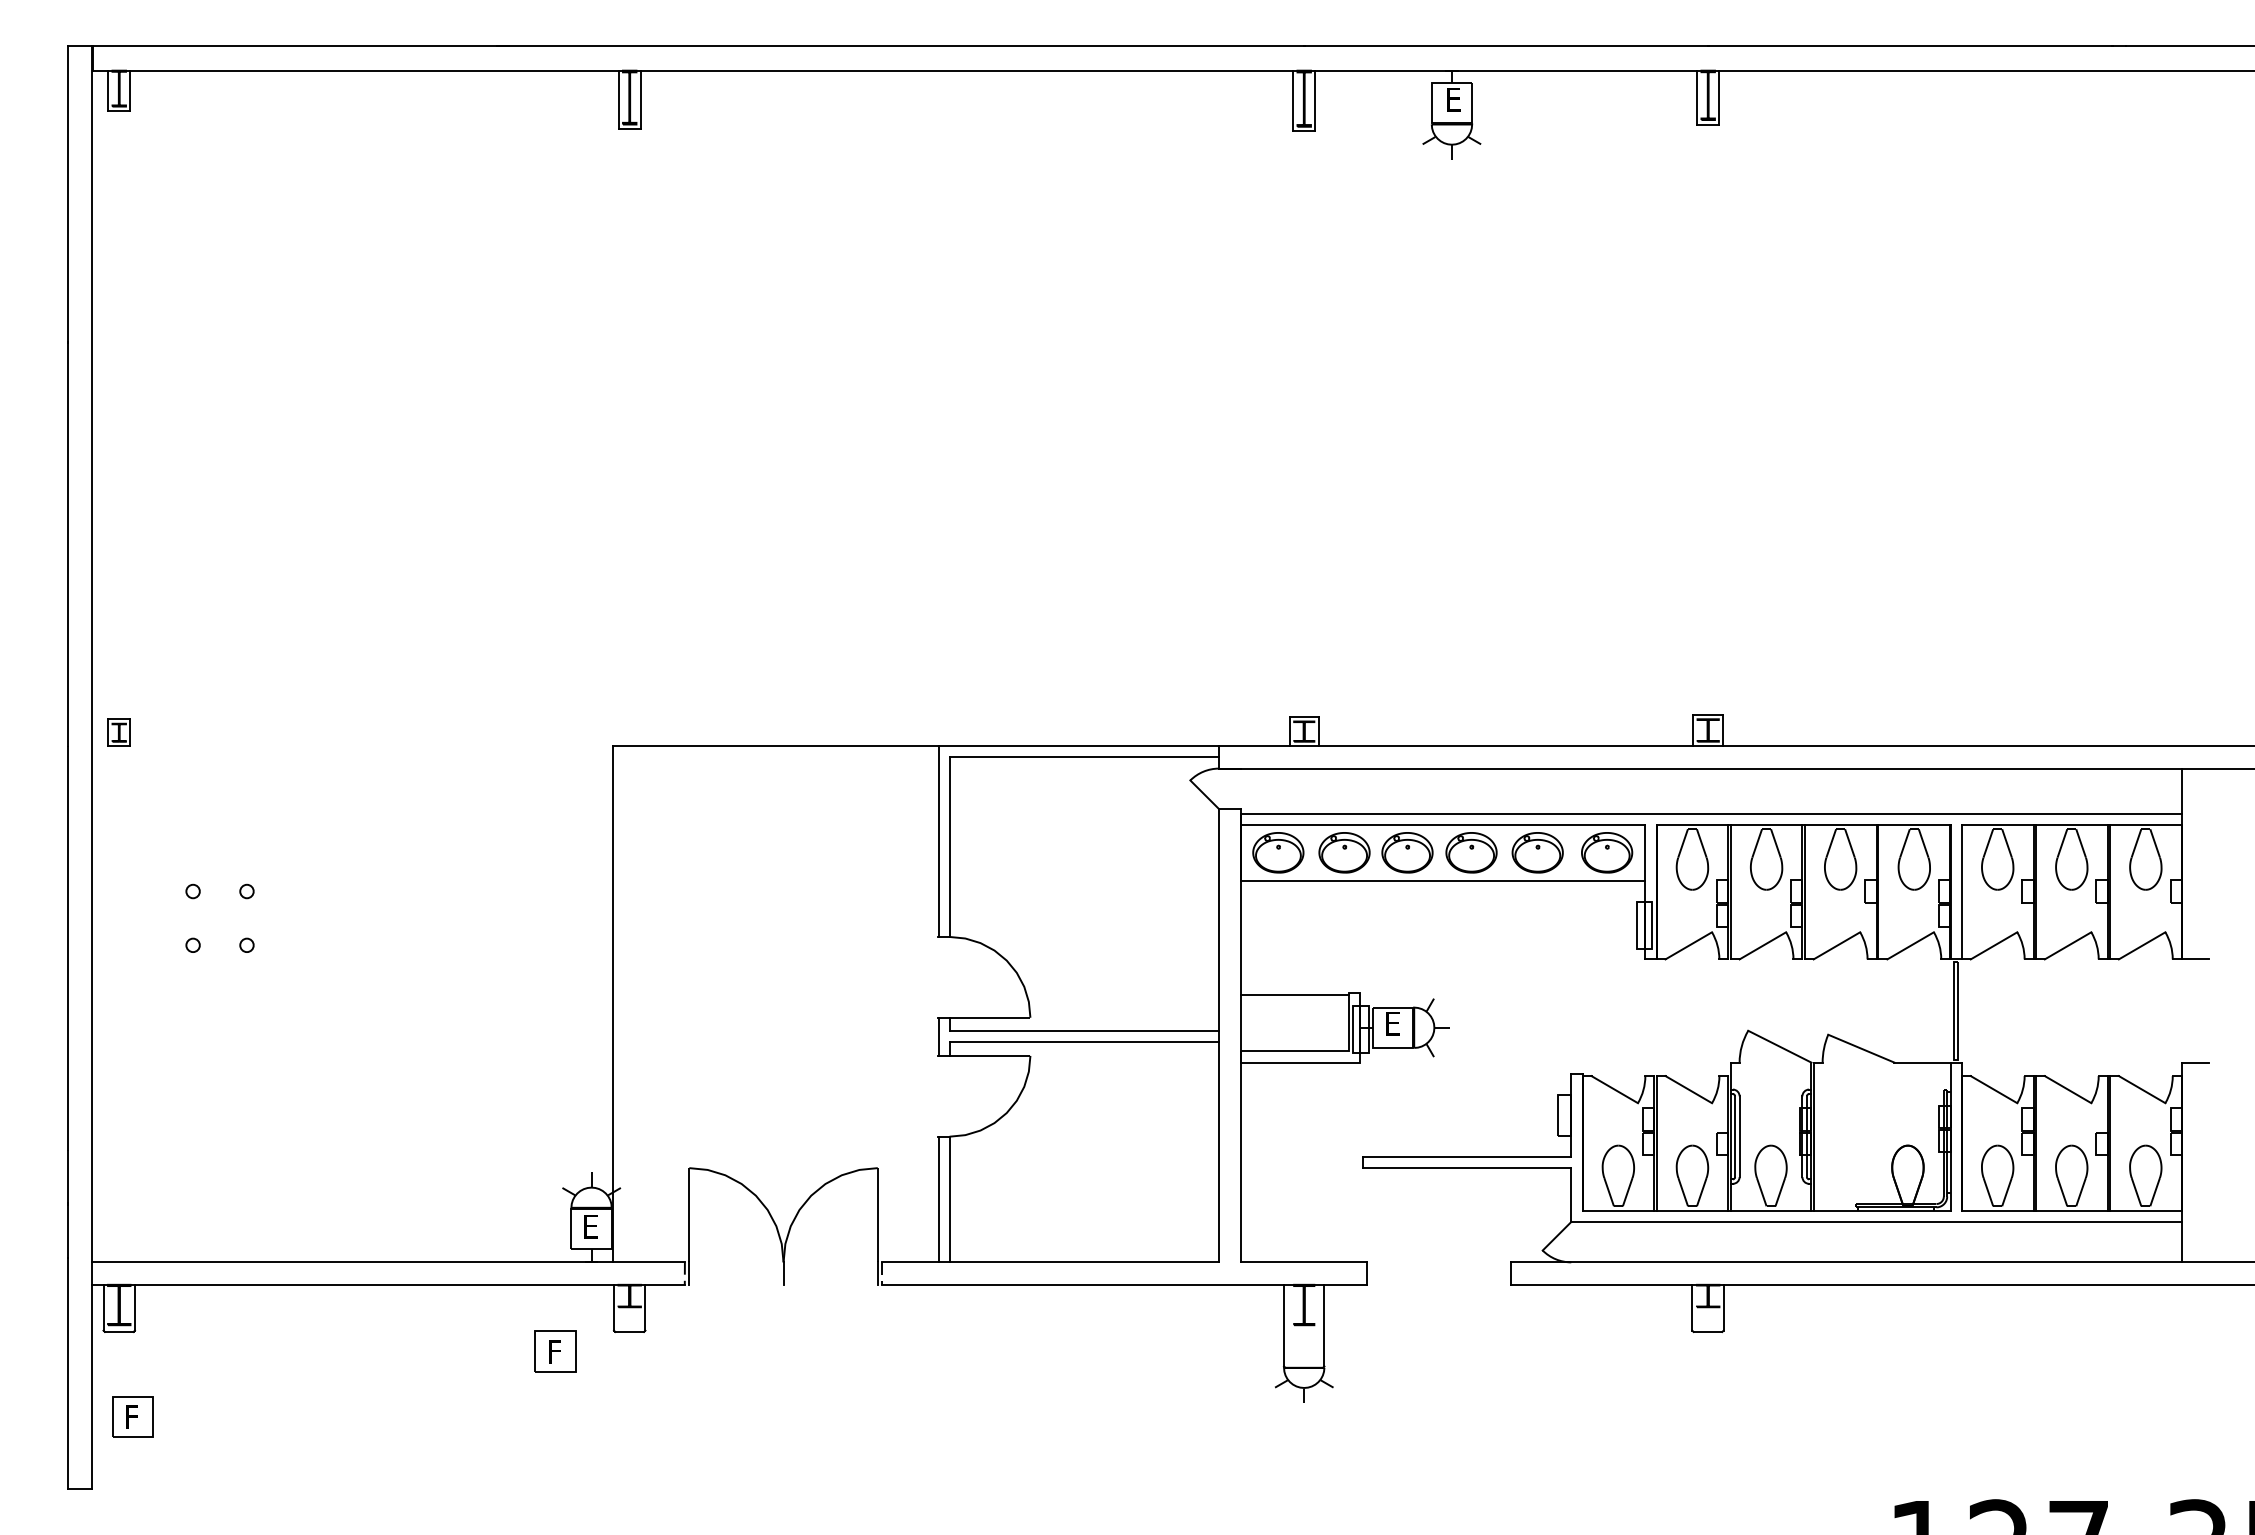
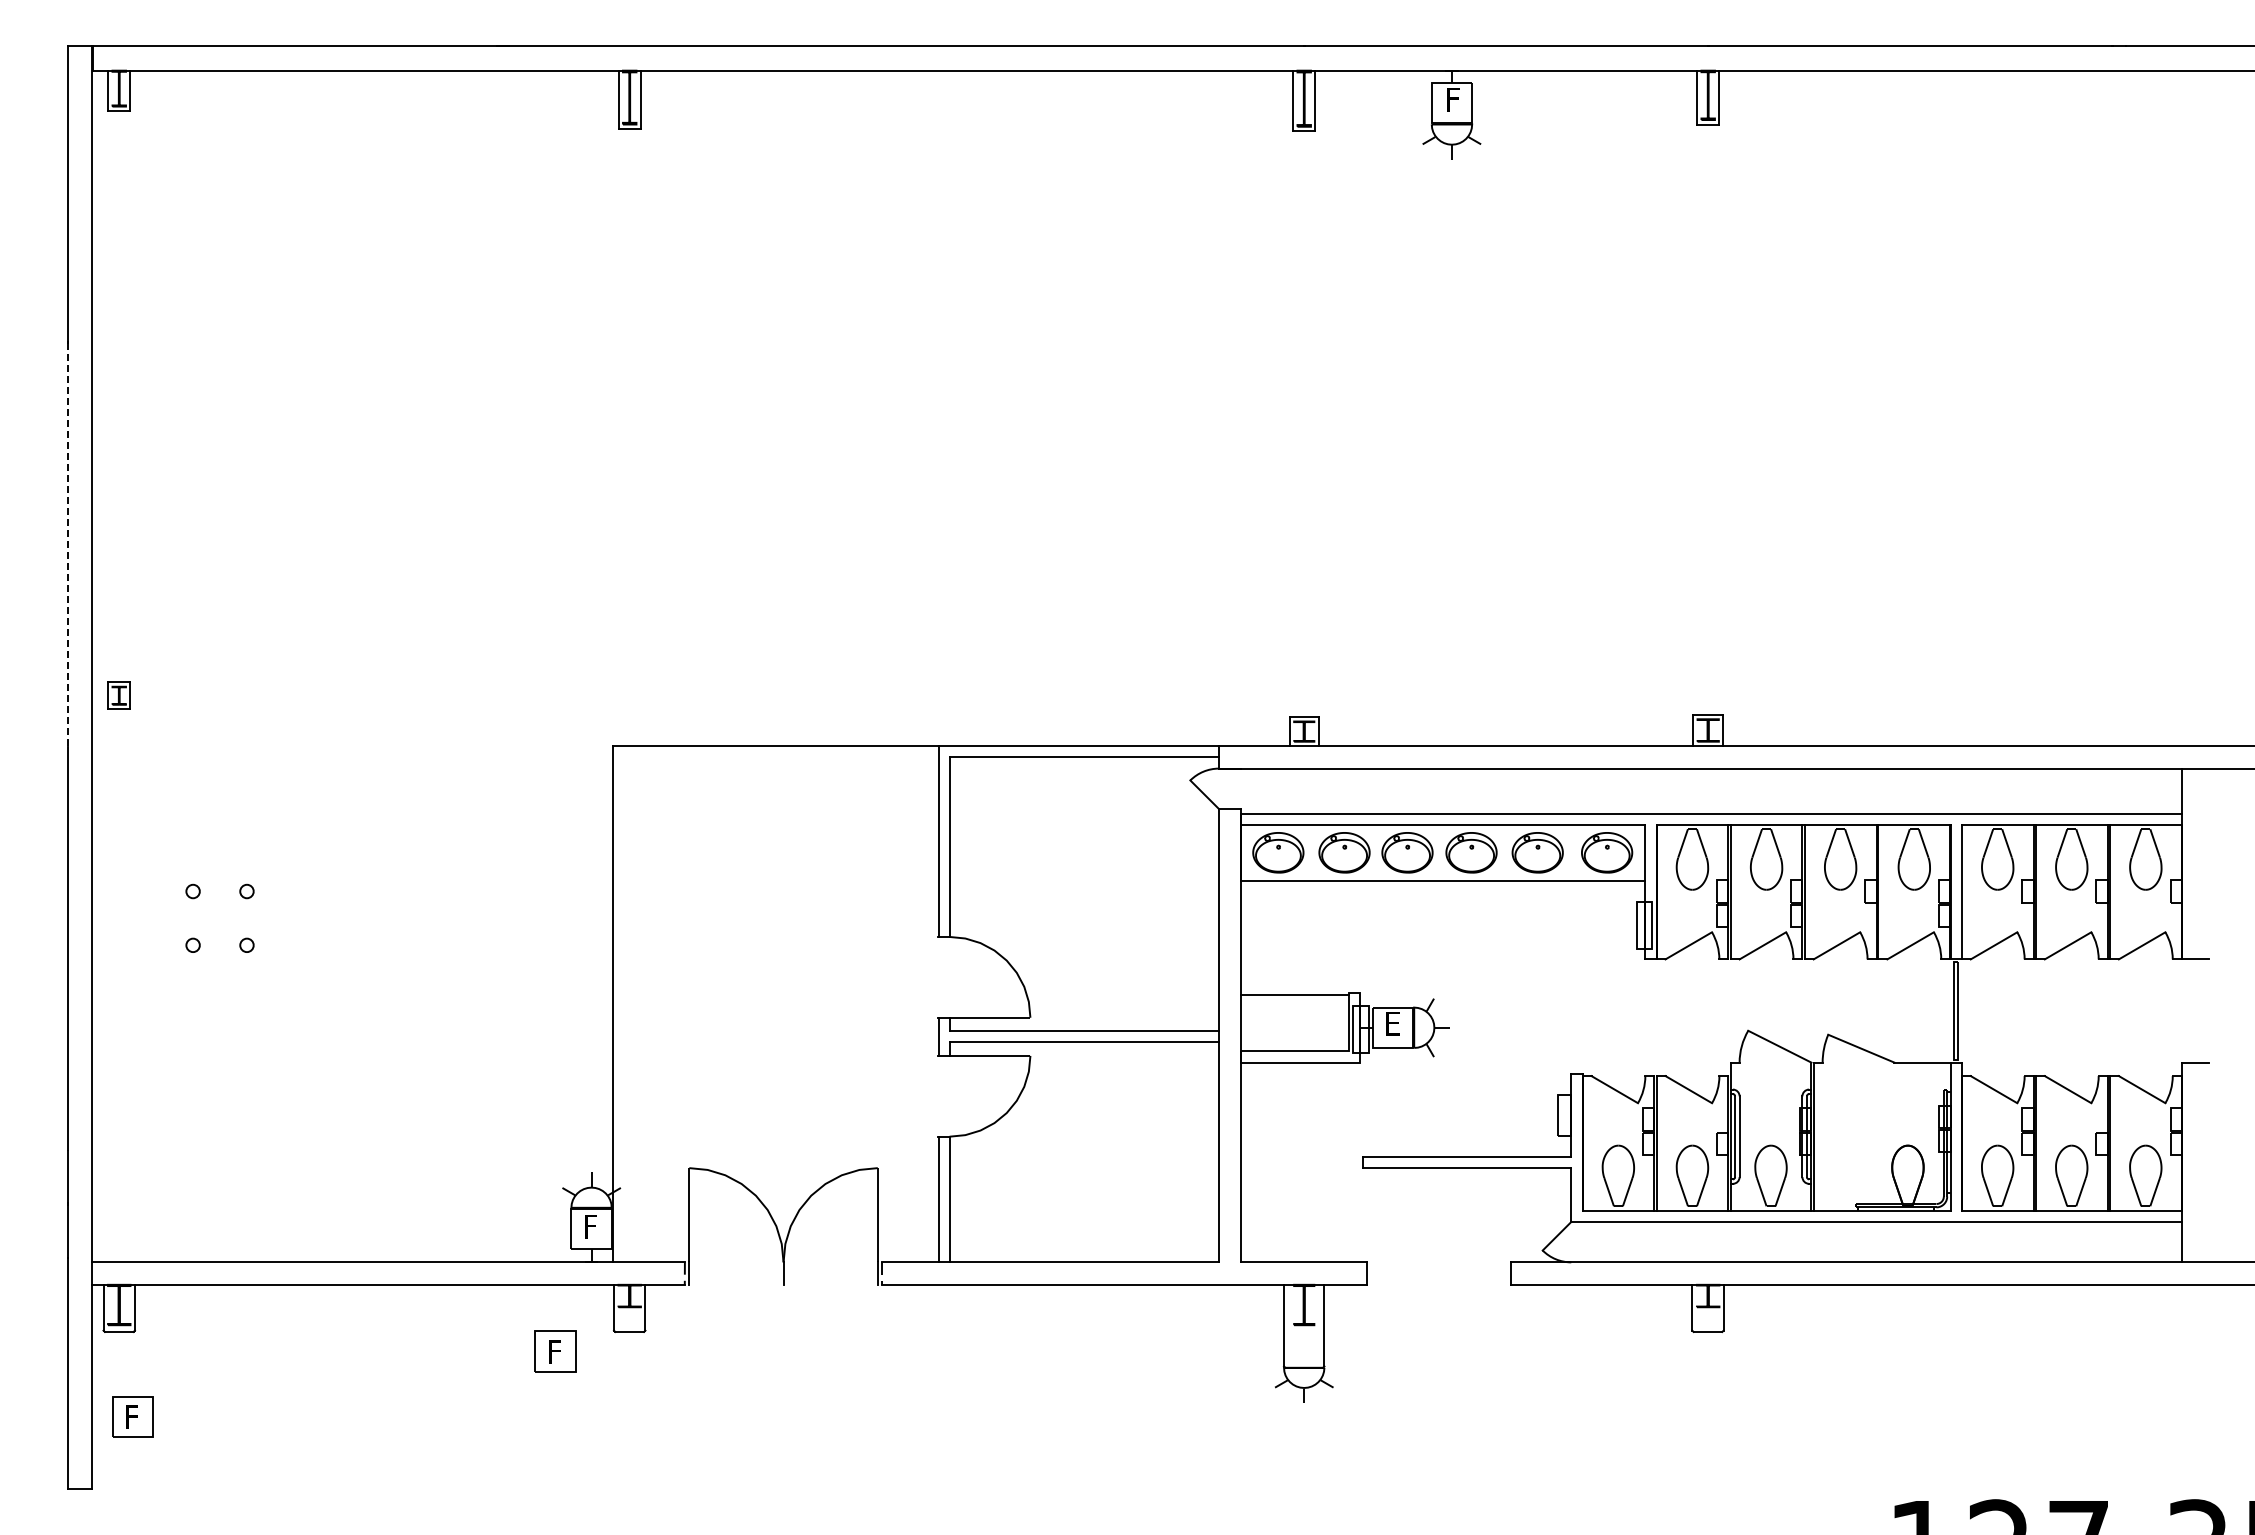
text: E -> F (1455, 104)
line: solid -> dashed (67, 543)
part position: (118, 732) -> (118, 695) (118, 695)
text: E -> F (590, 1226)
